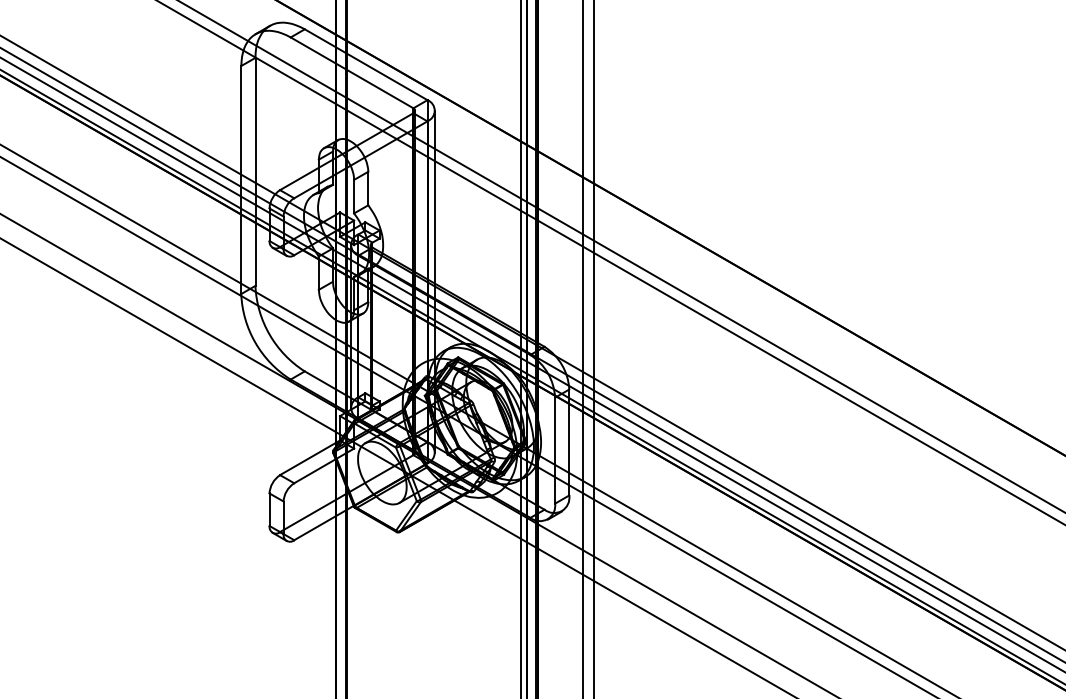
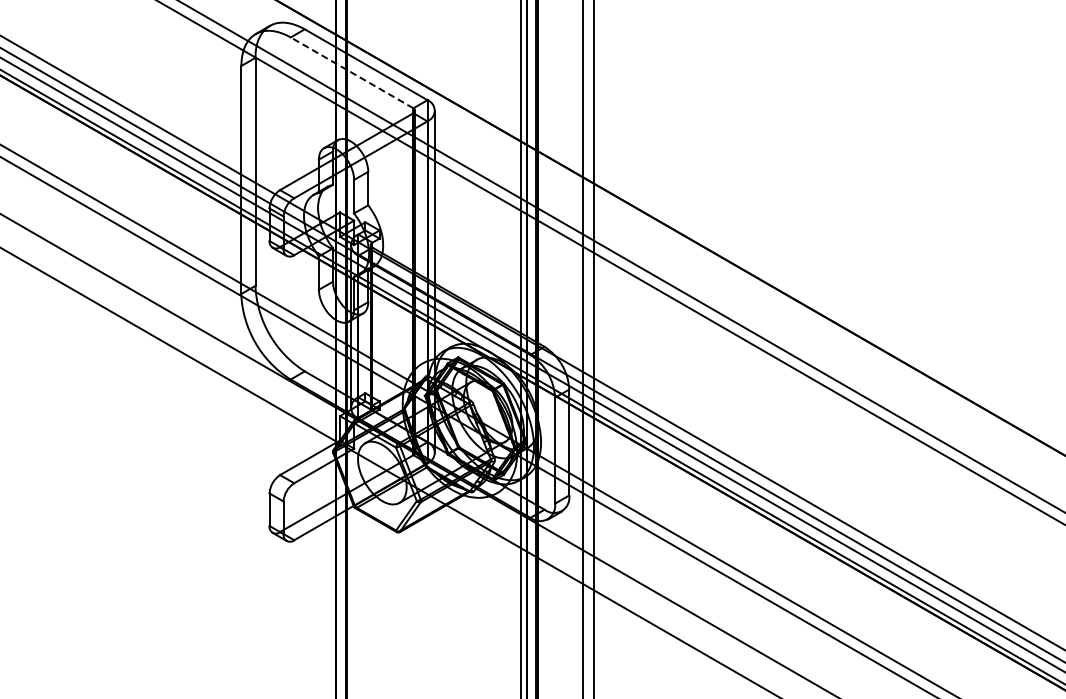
line: solid -> dashed (352, 72)
line position: (397, 467) -> (389, 471) (389, 471)
